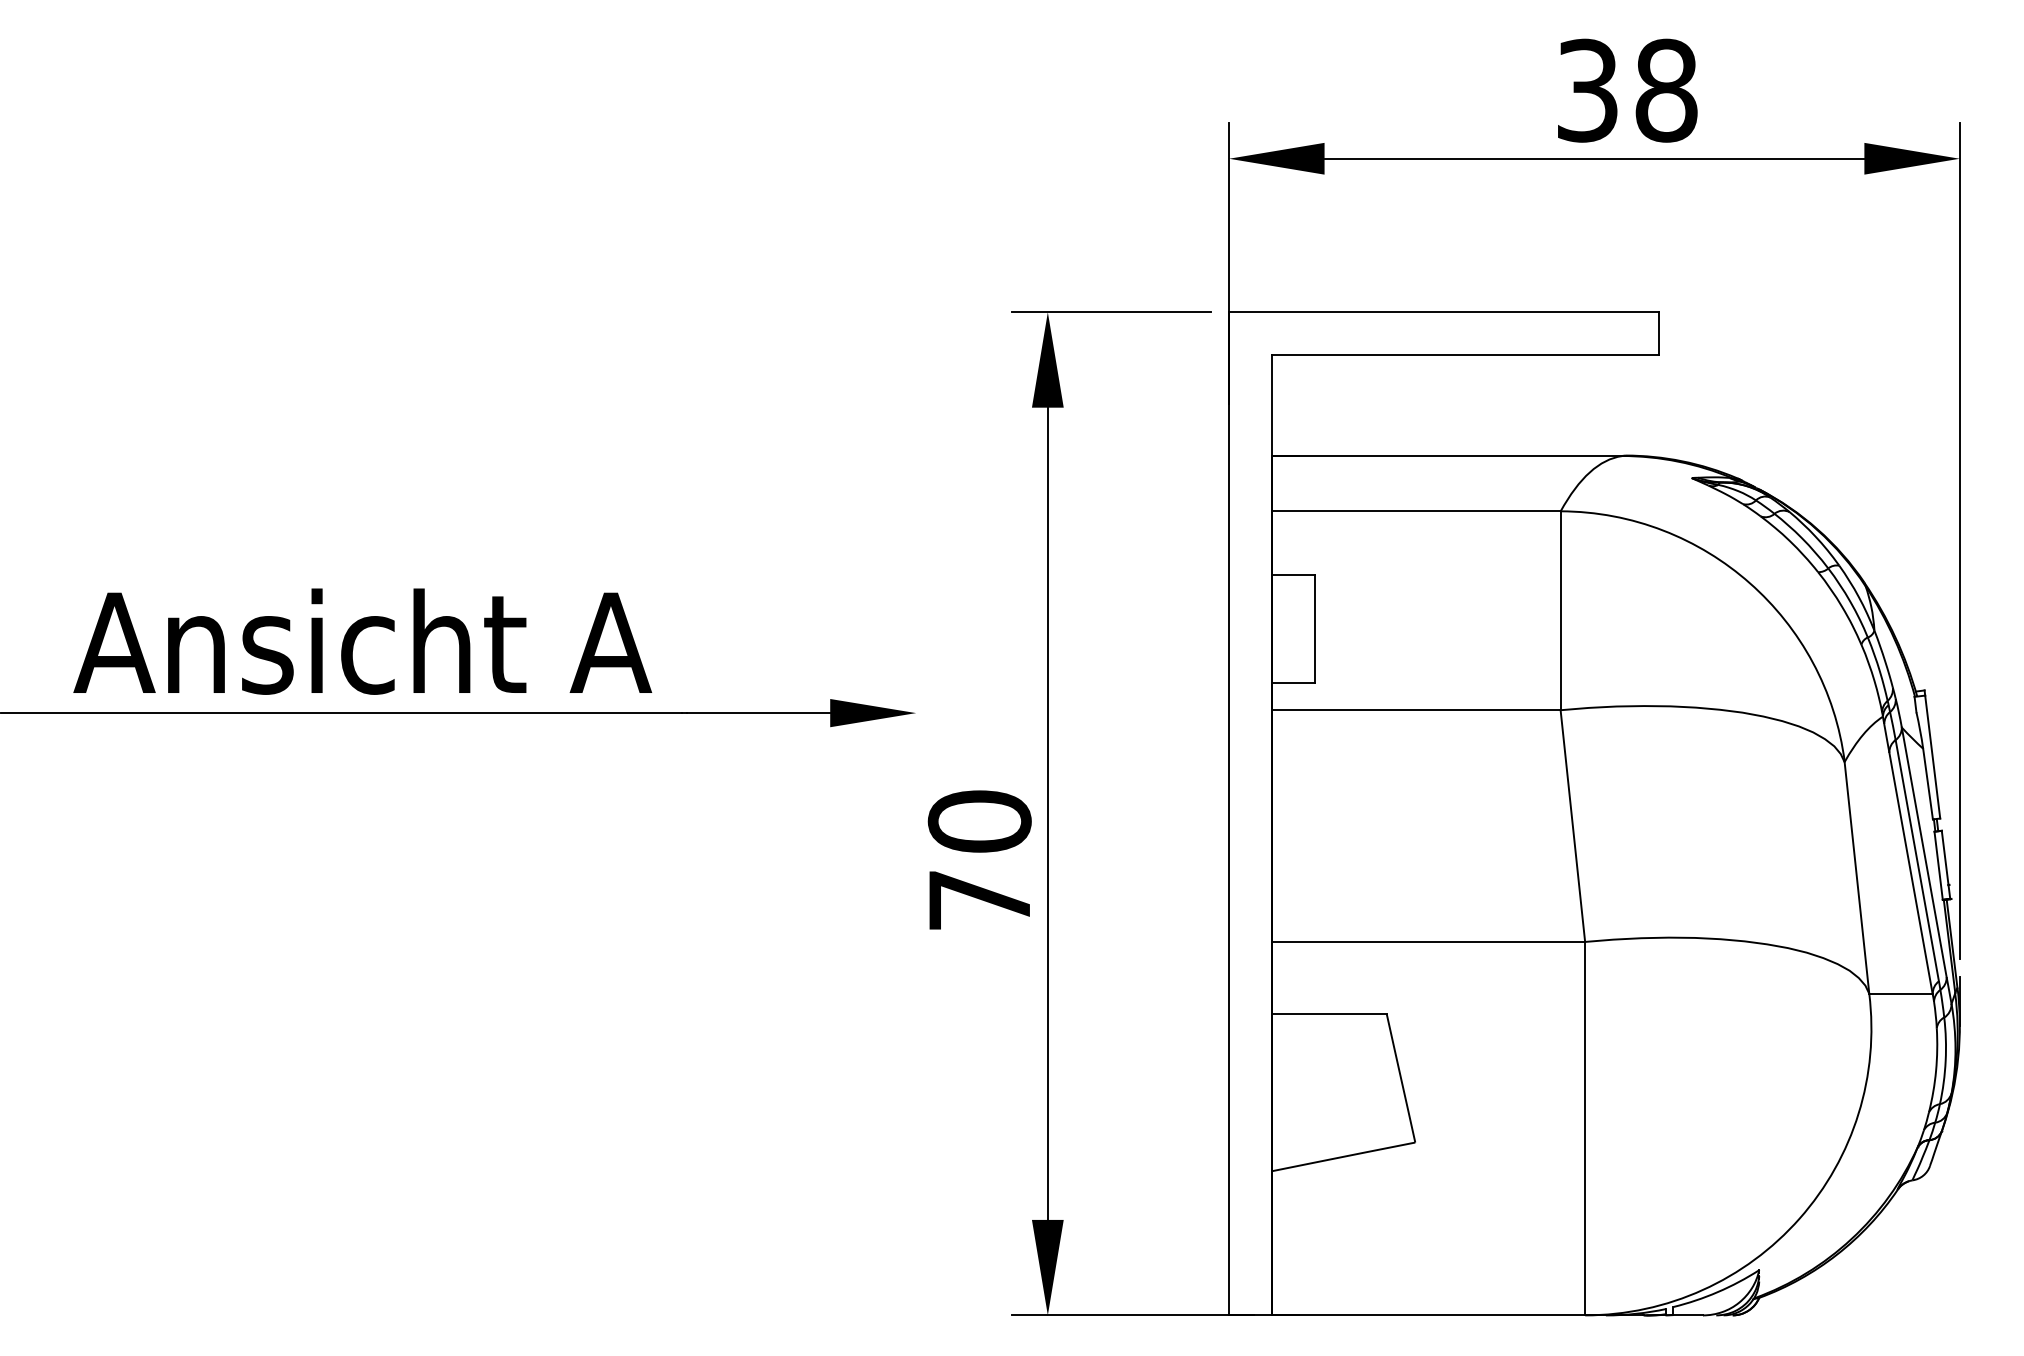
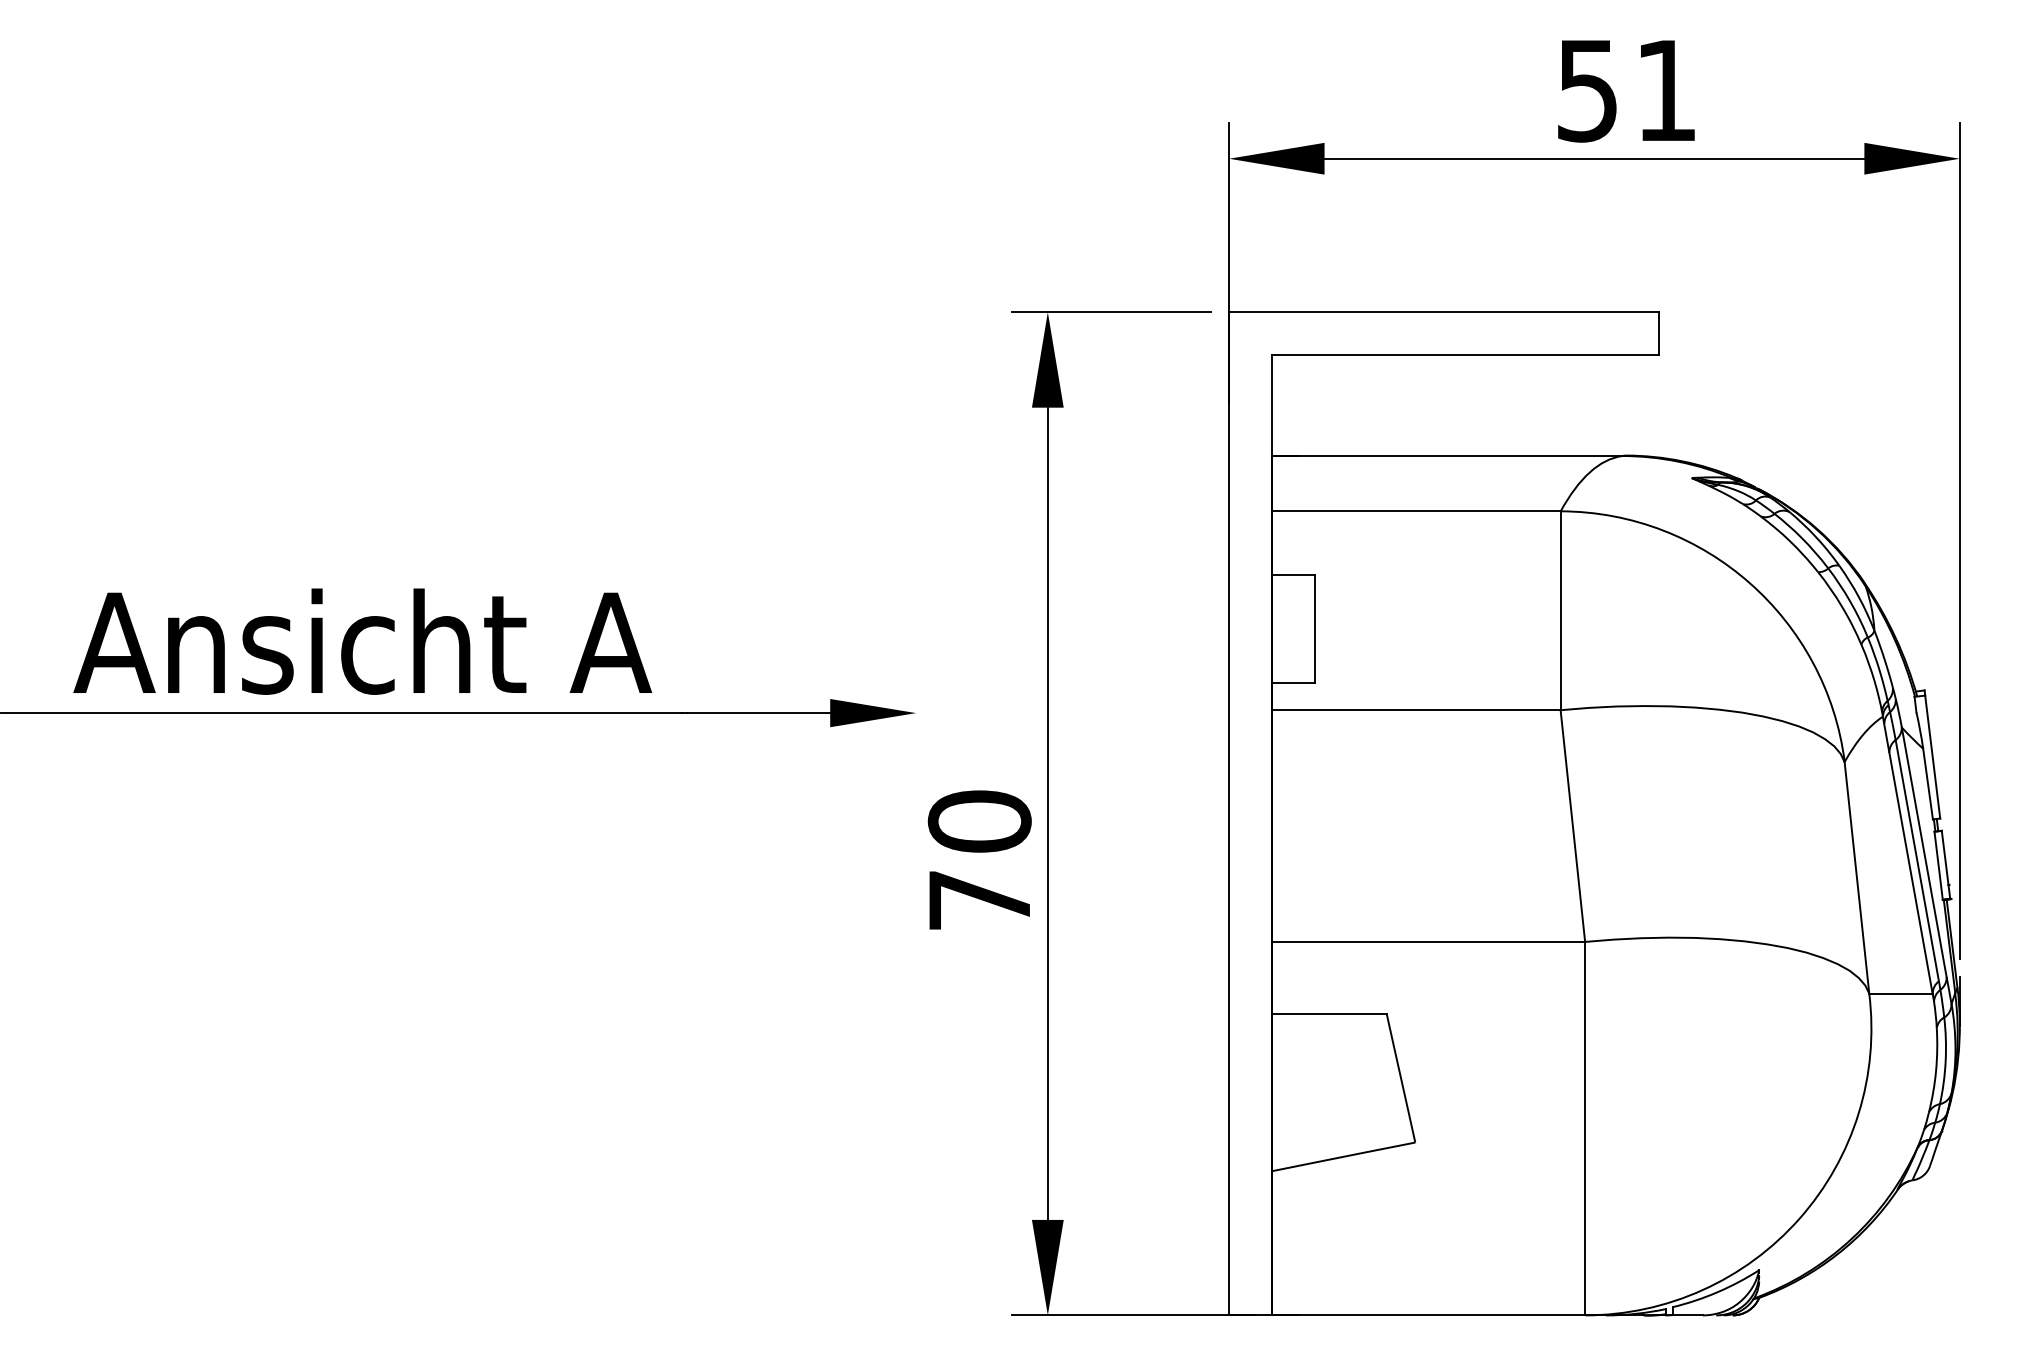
text: 38 -> 51 (1627, 90)
